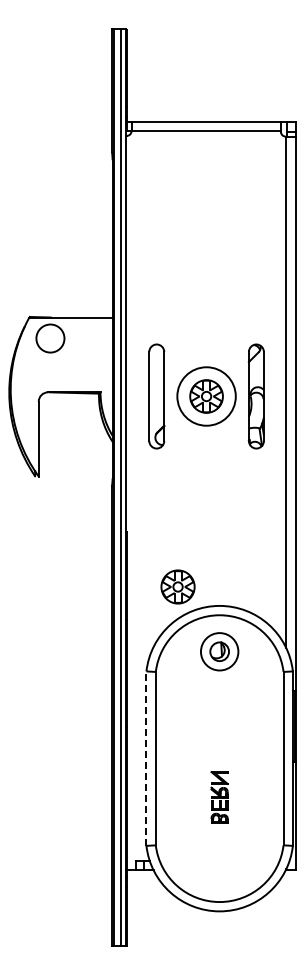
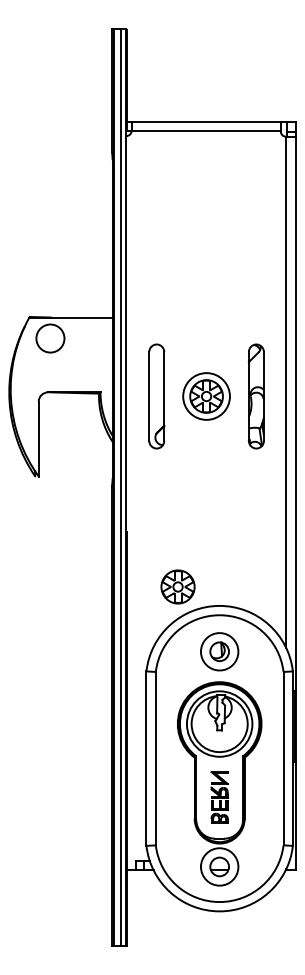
circle diameter: 58 px -> 47 px (206, 396)
line: dashed -> solid (146, 758)
part: none -> present (219, 783)
